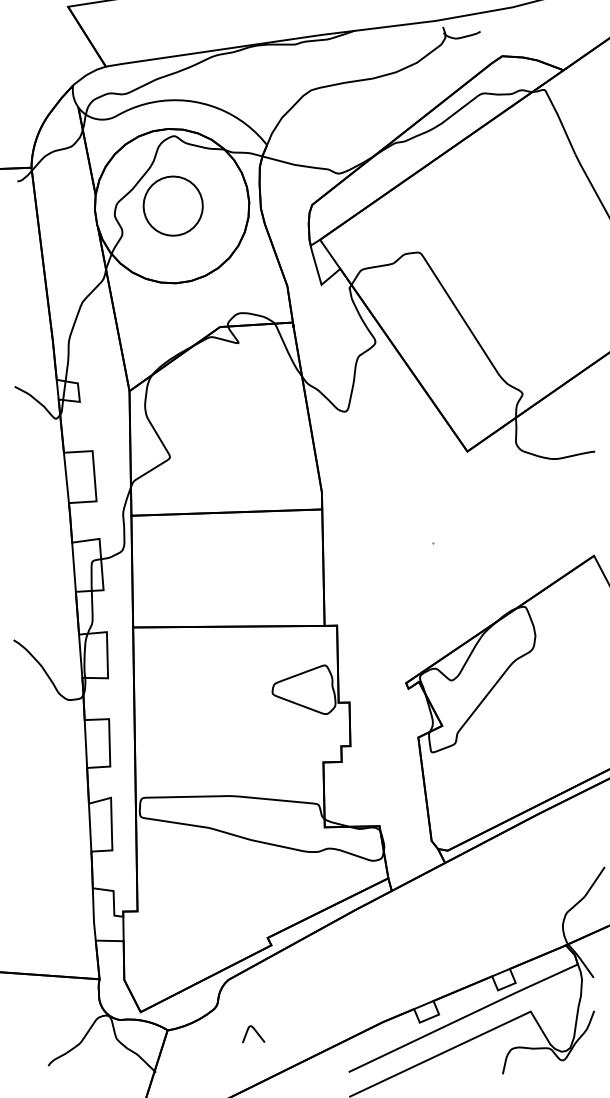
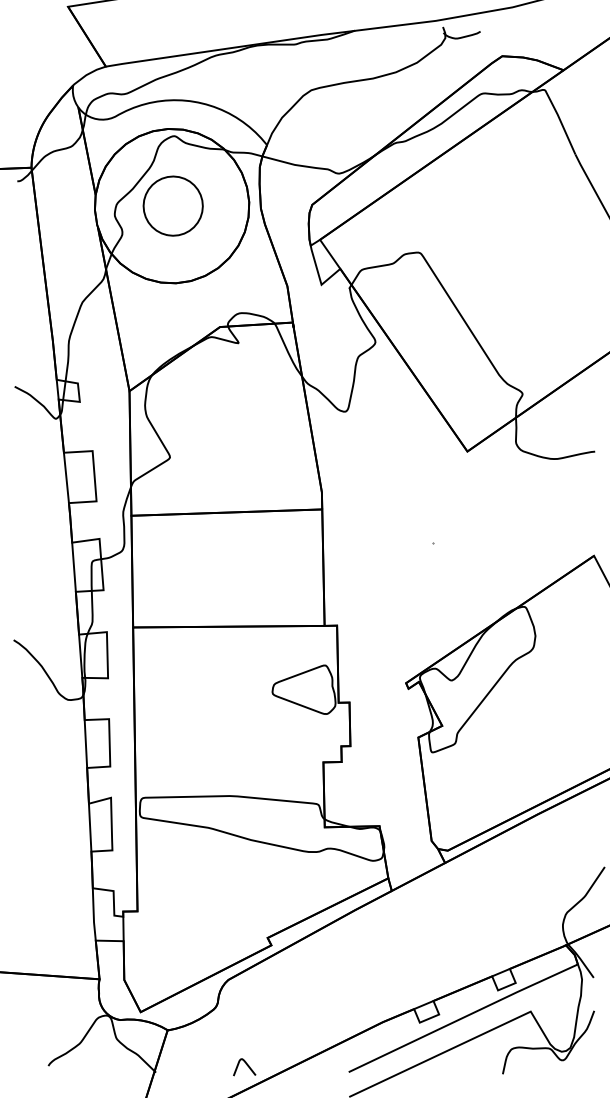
curve position: (255, 1032) -> (246, 1065) (246, 1065)
